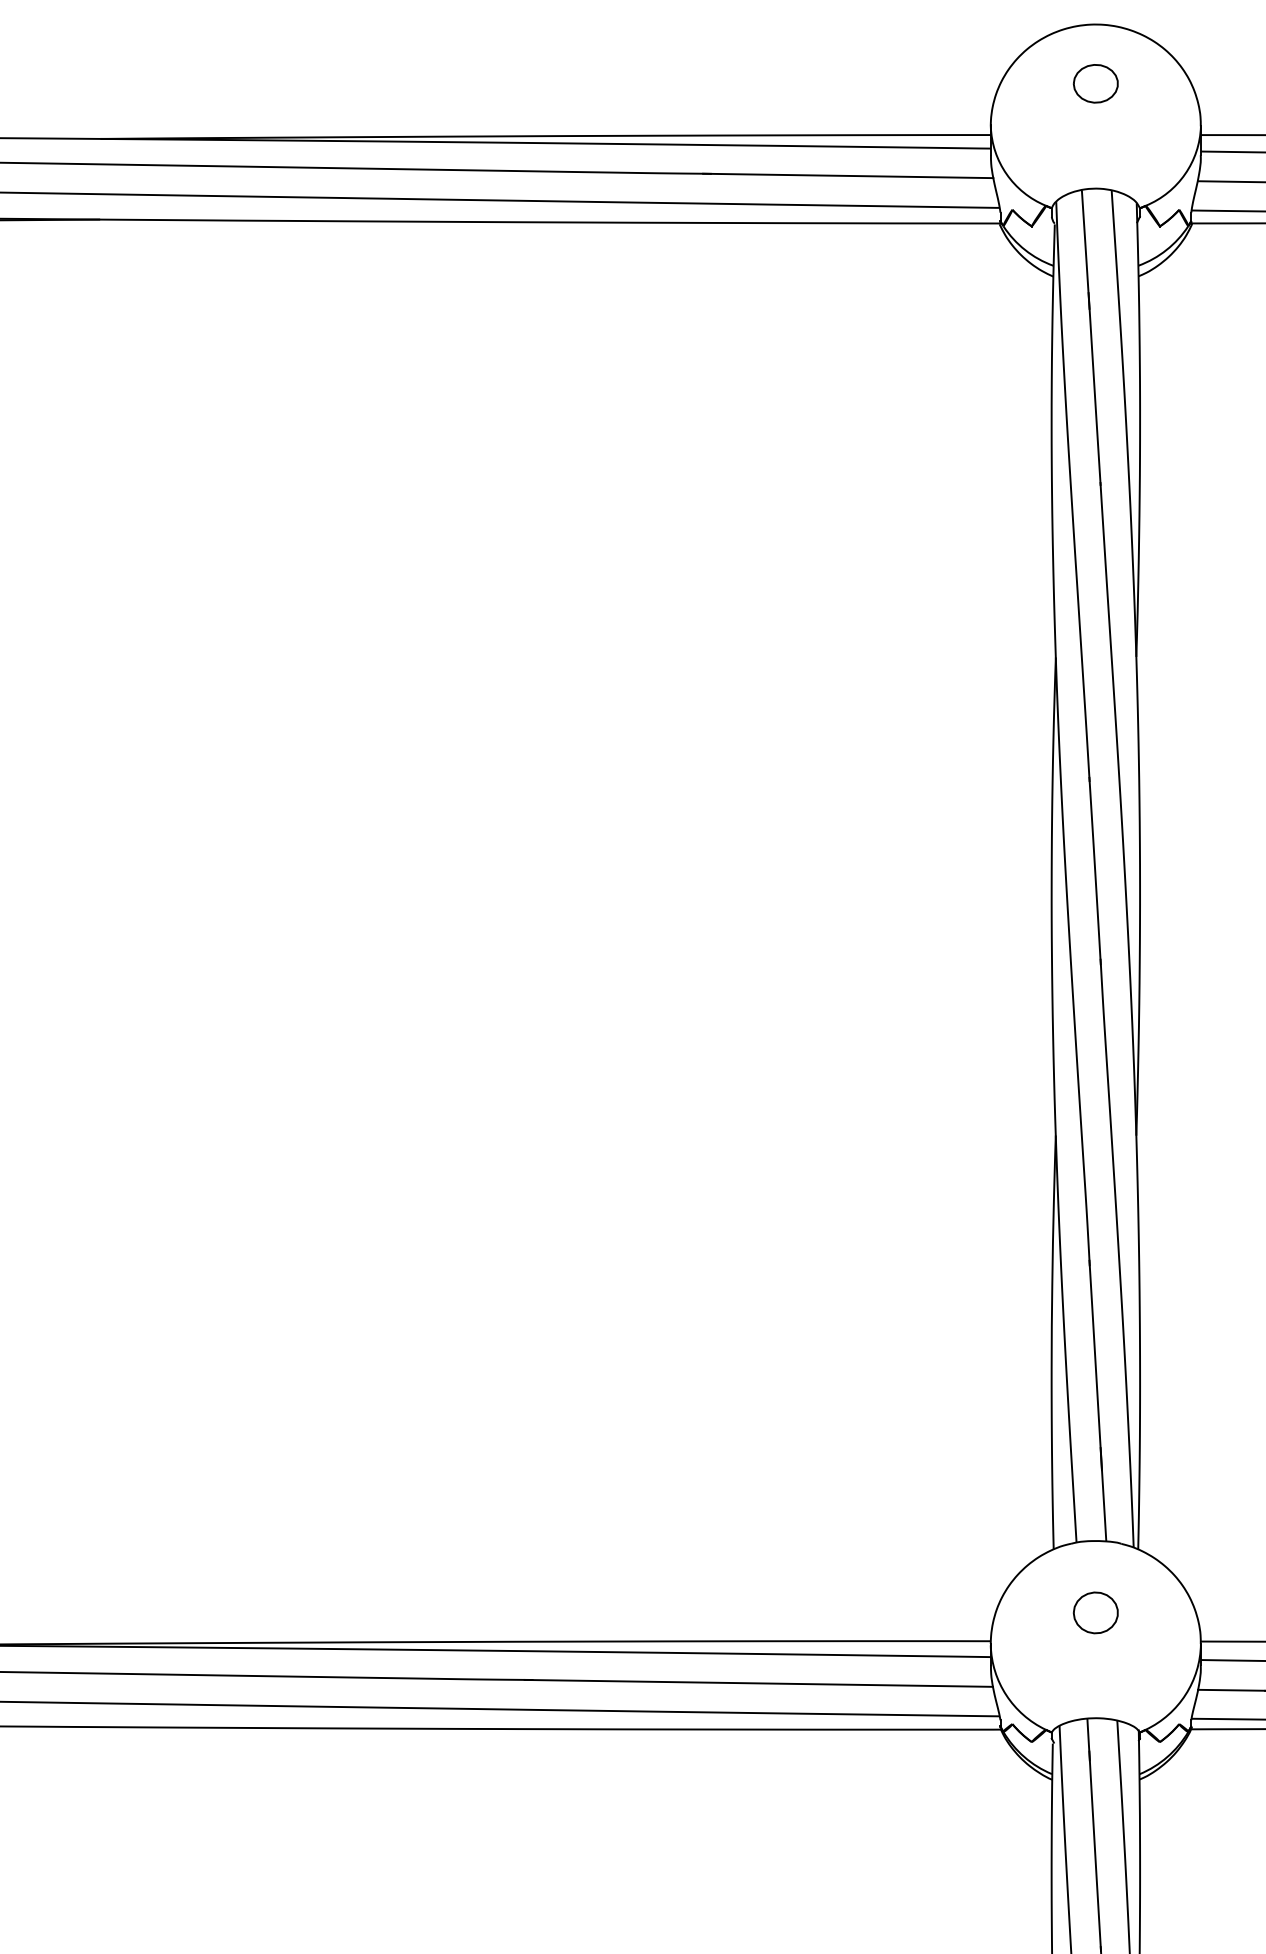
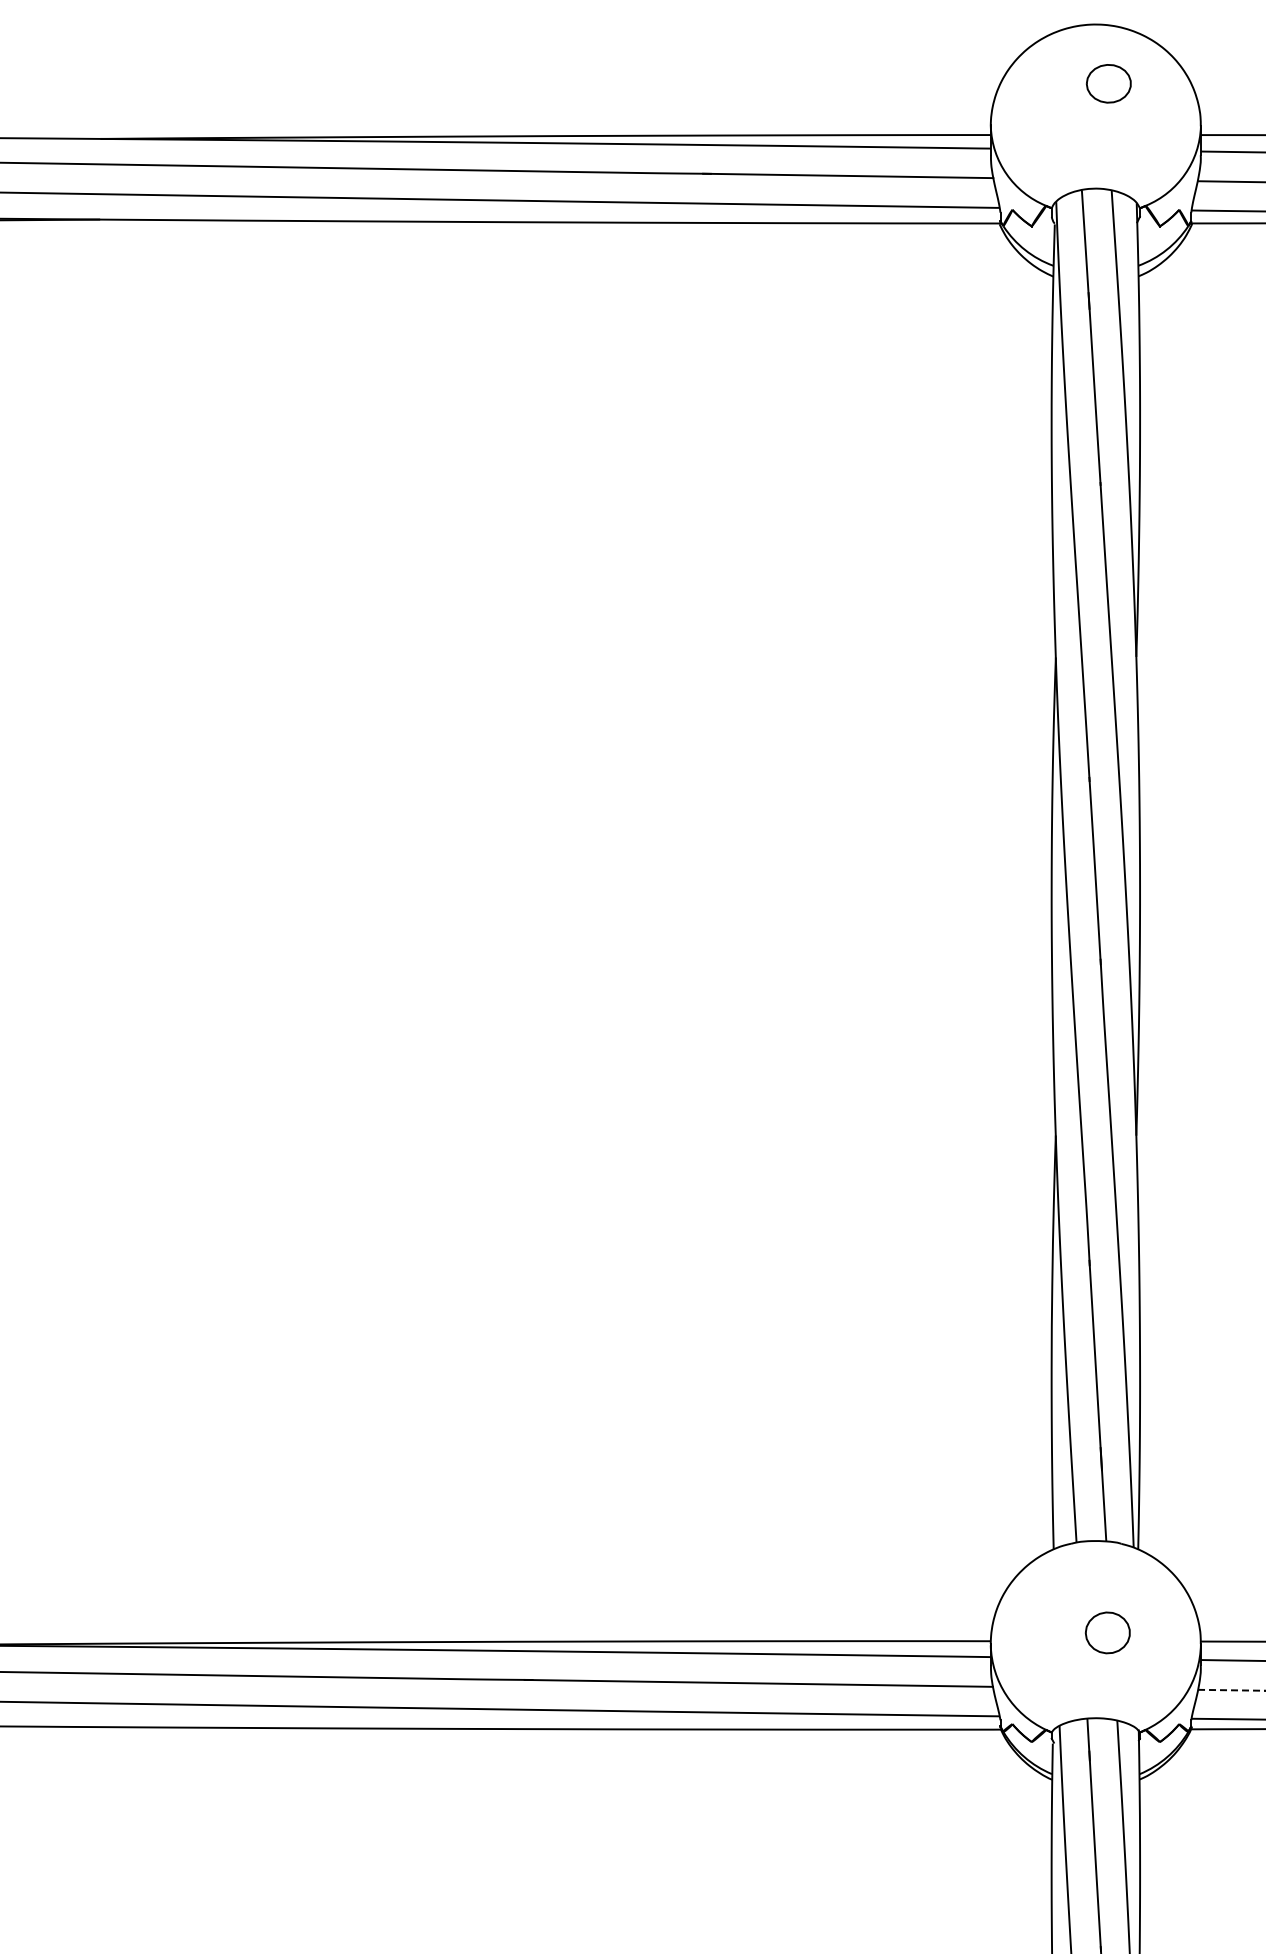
part position: (1095, 83) -> (1108, 83) (1108, 83)
part position: (1095, 1612) -> (1107, 1632) (1107, 1632)
line: solid -> dashed (1231, 1690)
